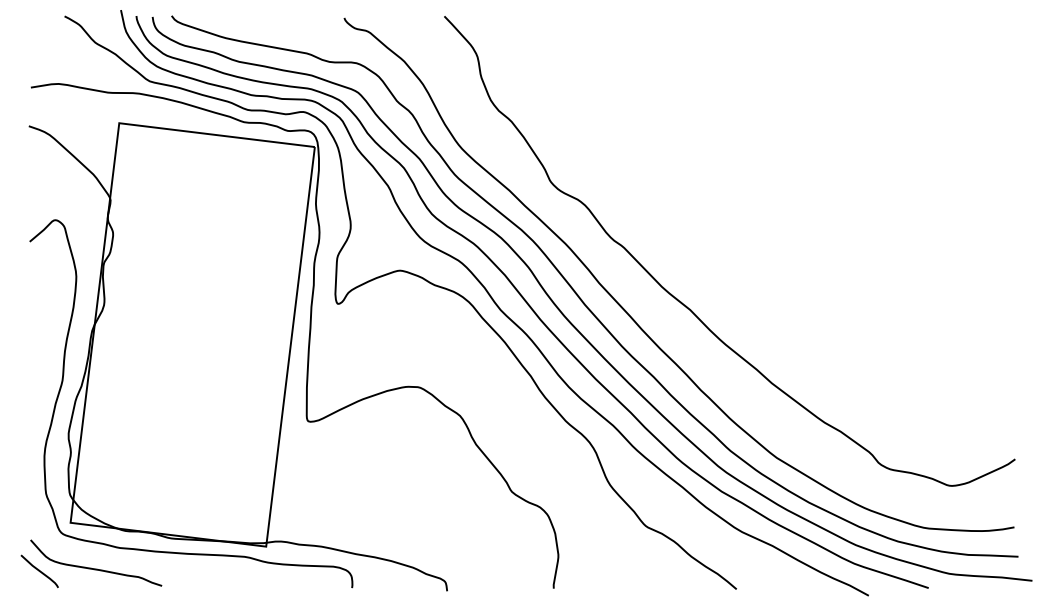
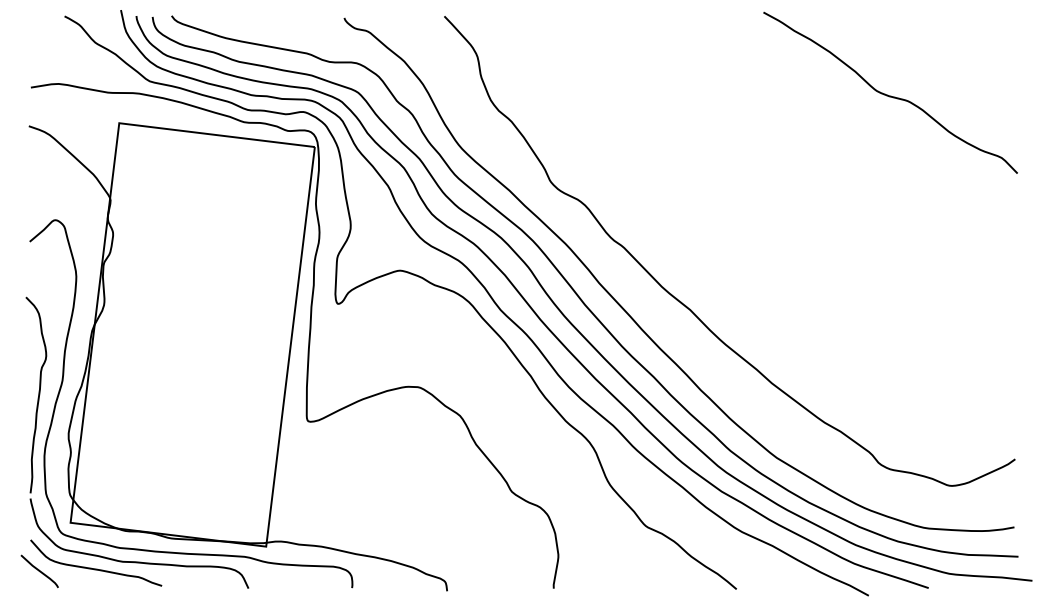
curve: none -> present (890, 95)
part: none -> present (36, 430)
